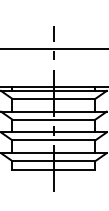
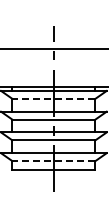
line: solid -> dashed (53, 98)
line: solid -> dashed (53, 161)
